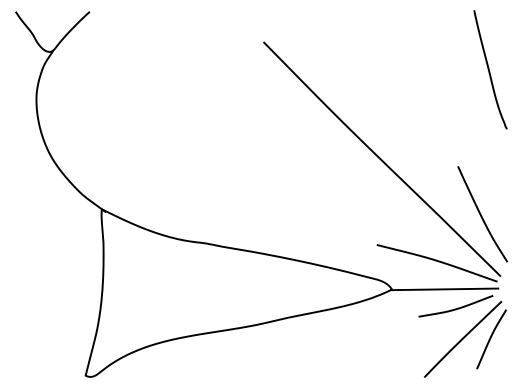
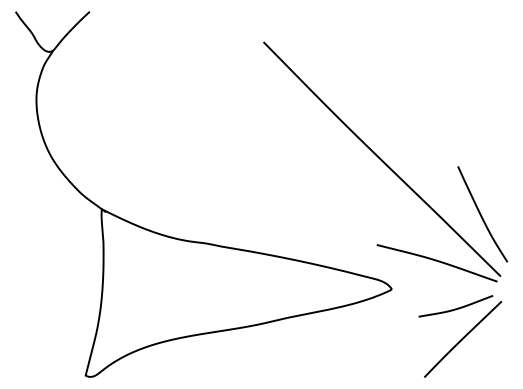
curve: present -> none (489, 69)
line: present -> none (444, 289)
curve: present -> none (491, 338)
